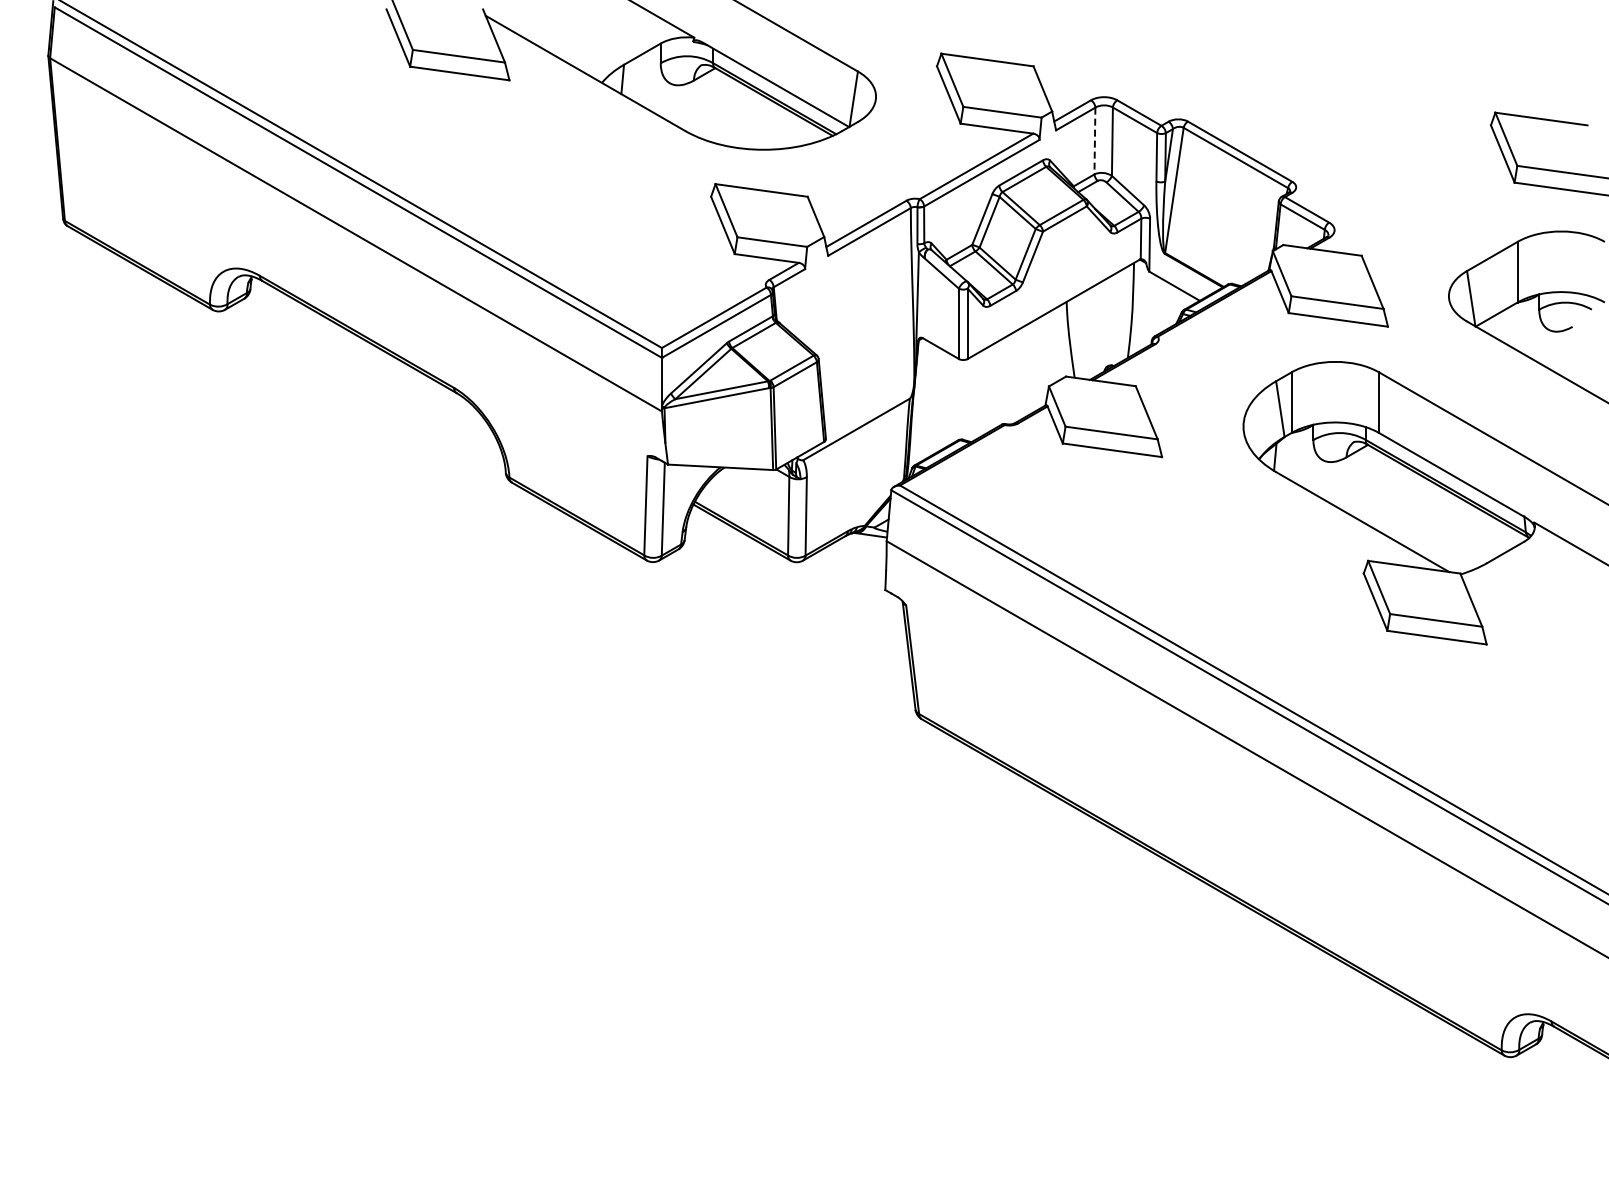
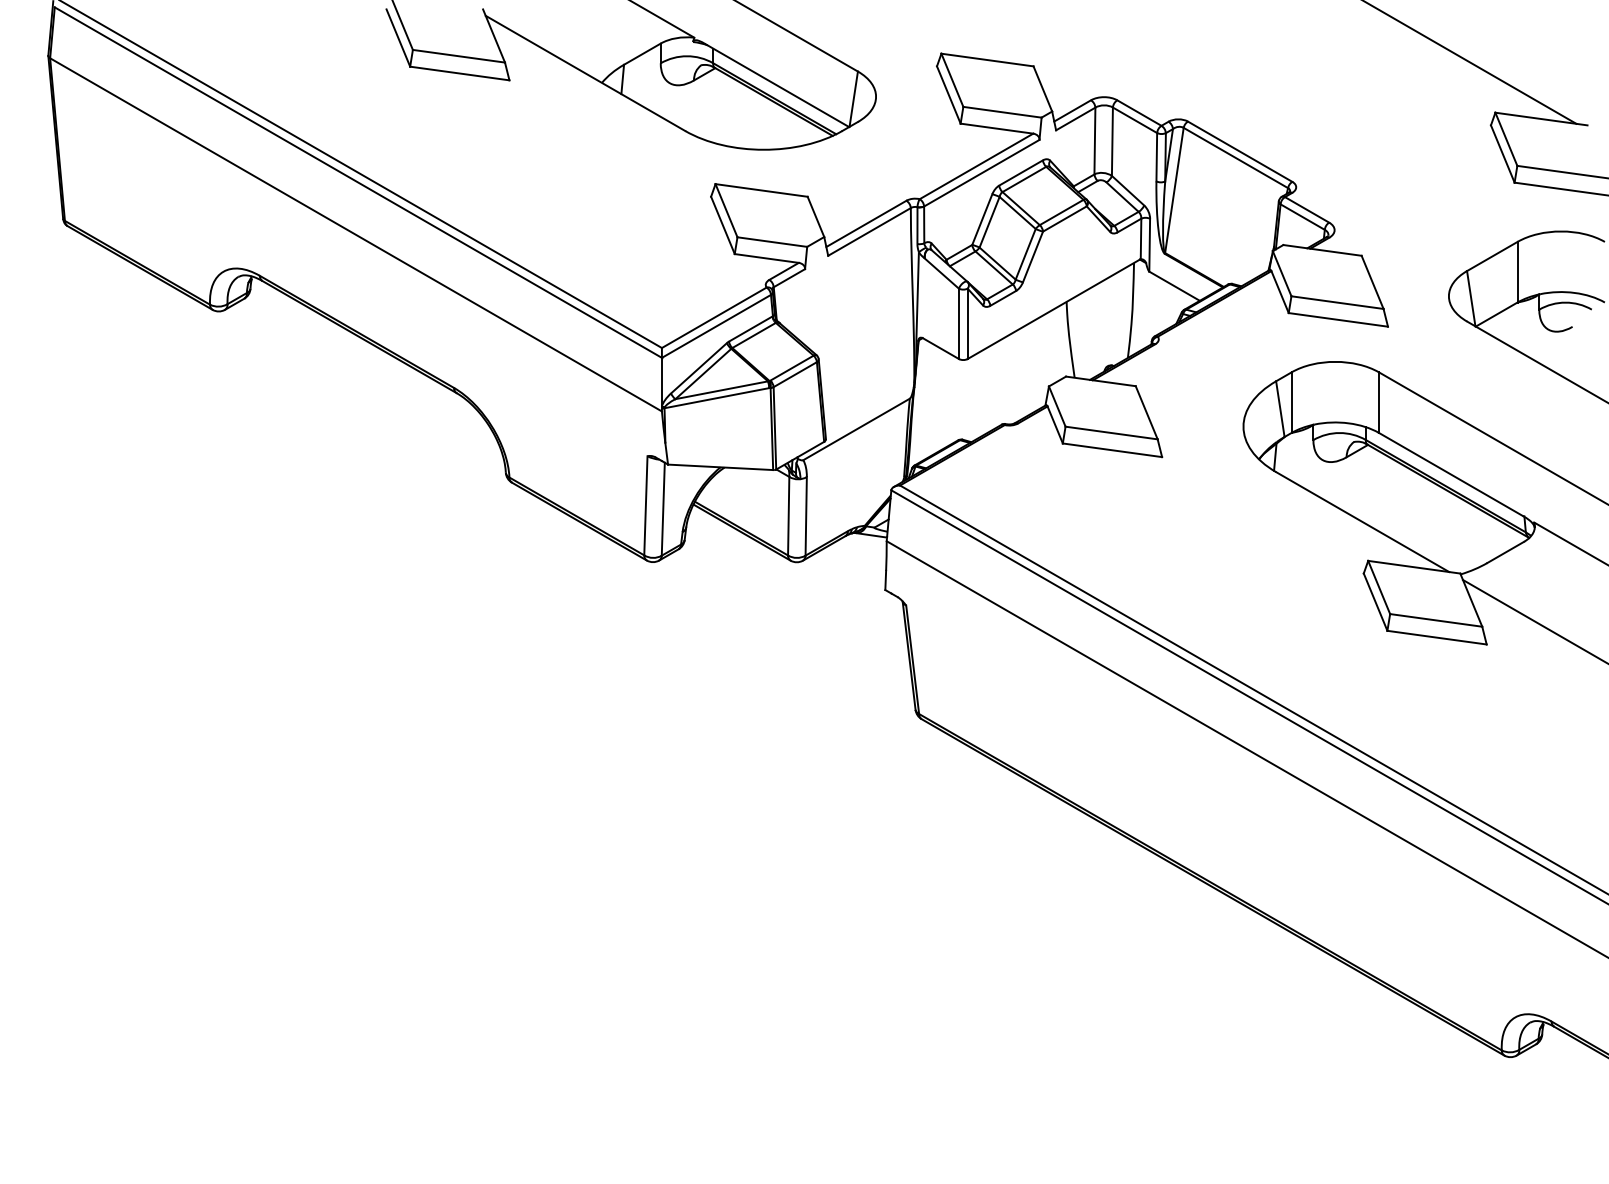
line: none -> present (1470, 62)
line: dashed -> solid (1094, 141)
line: none -> present (1533, 620)
